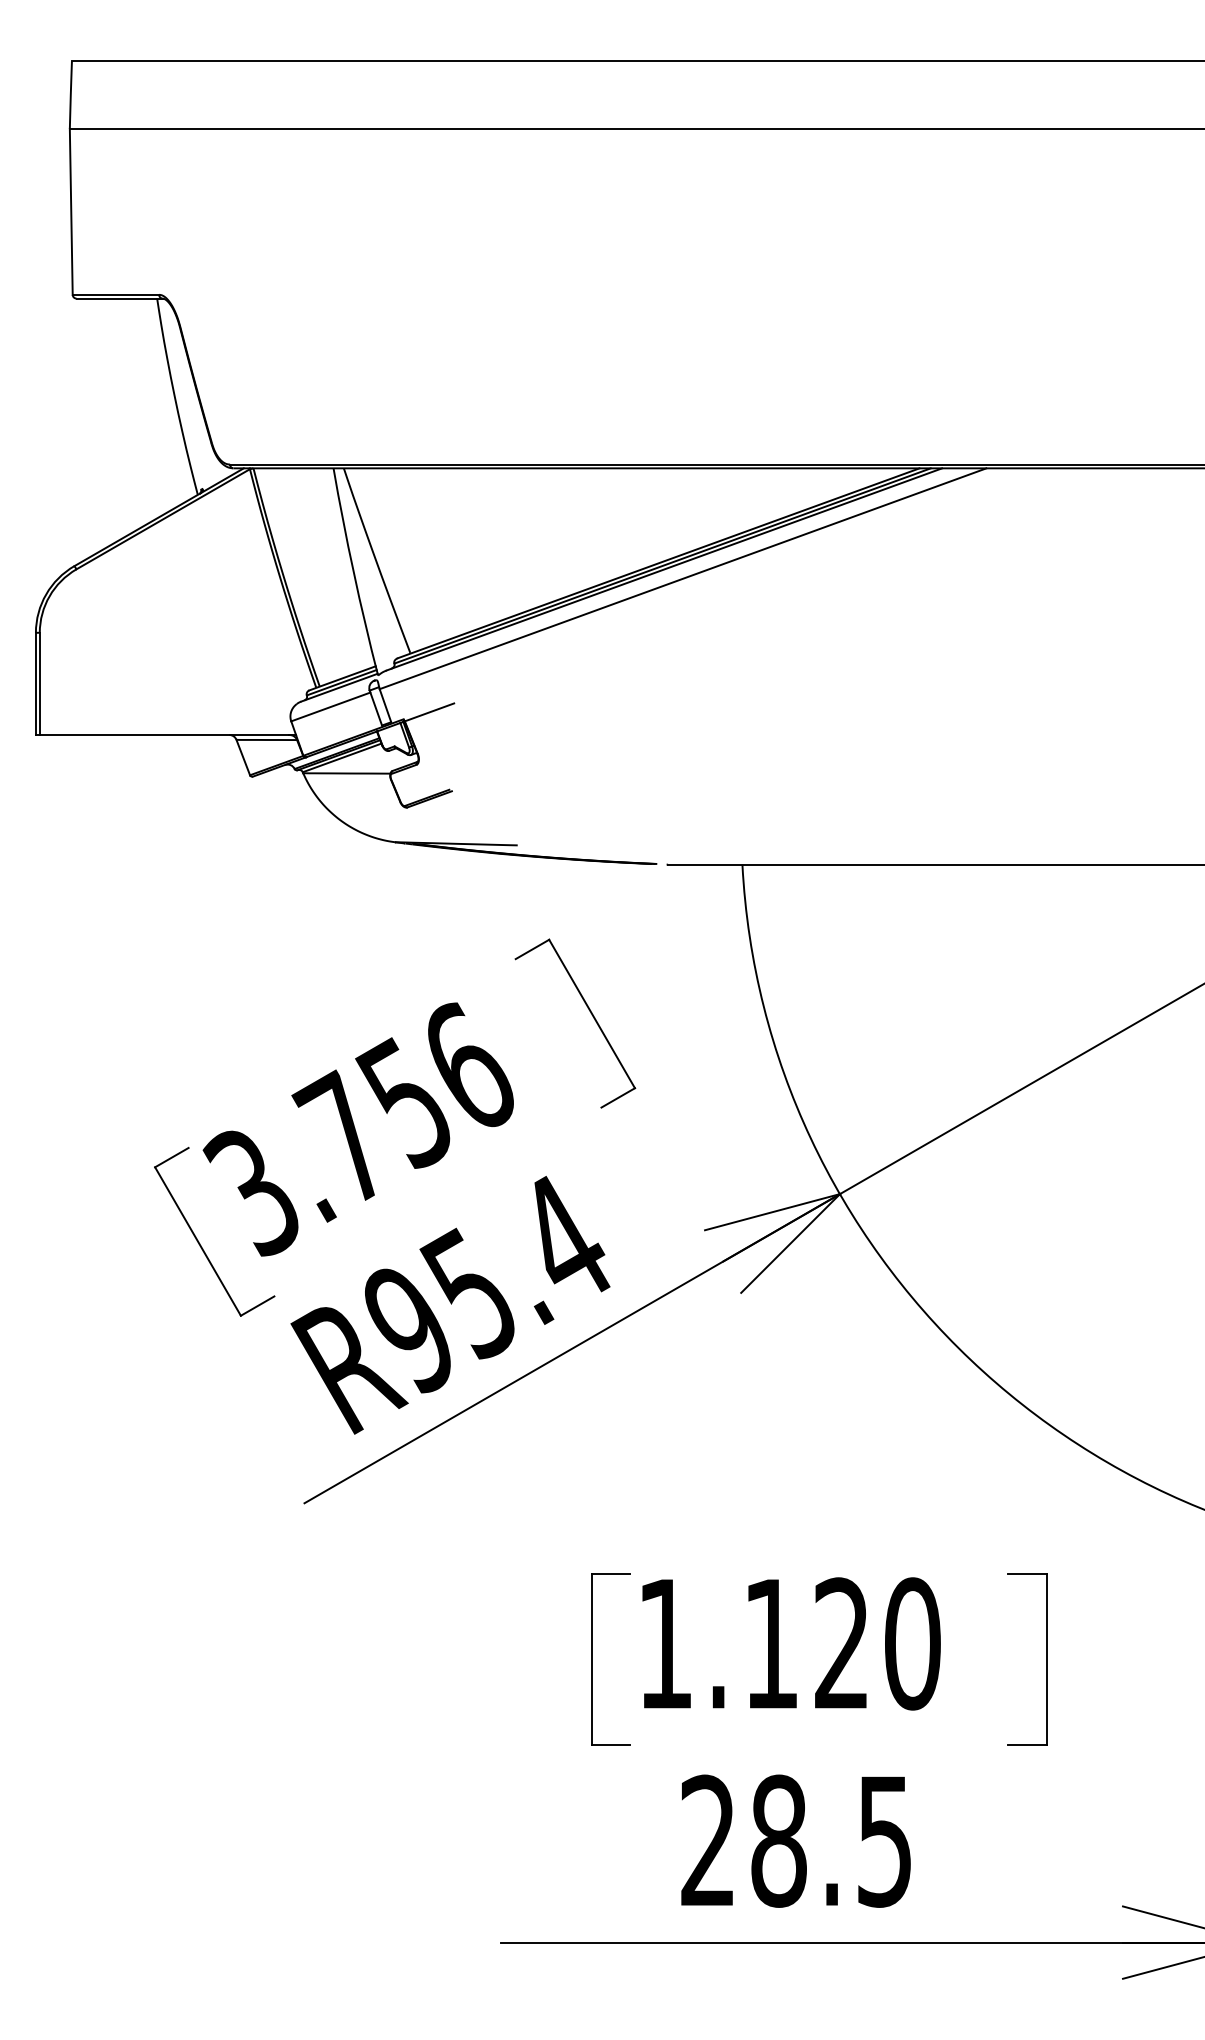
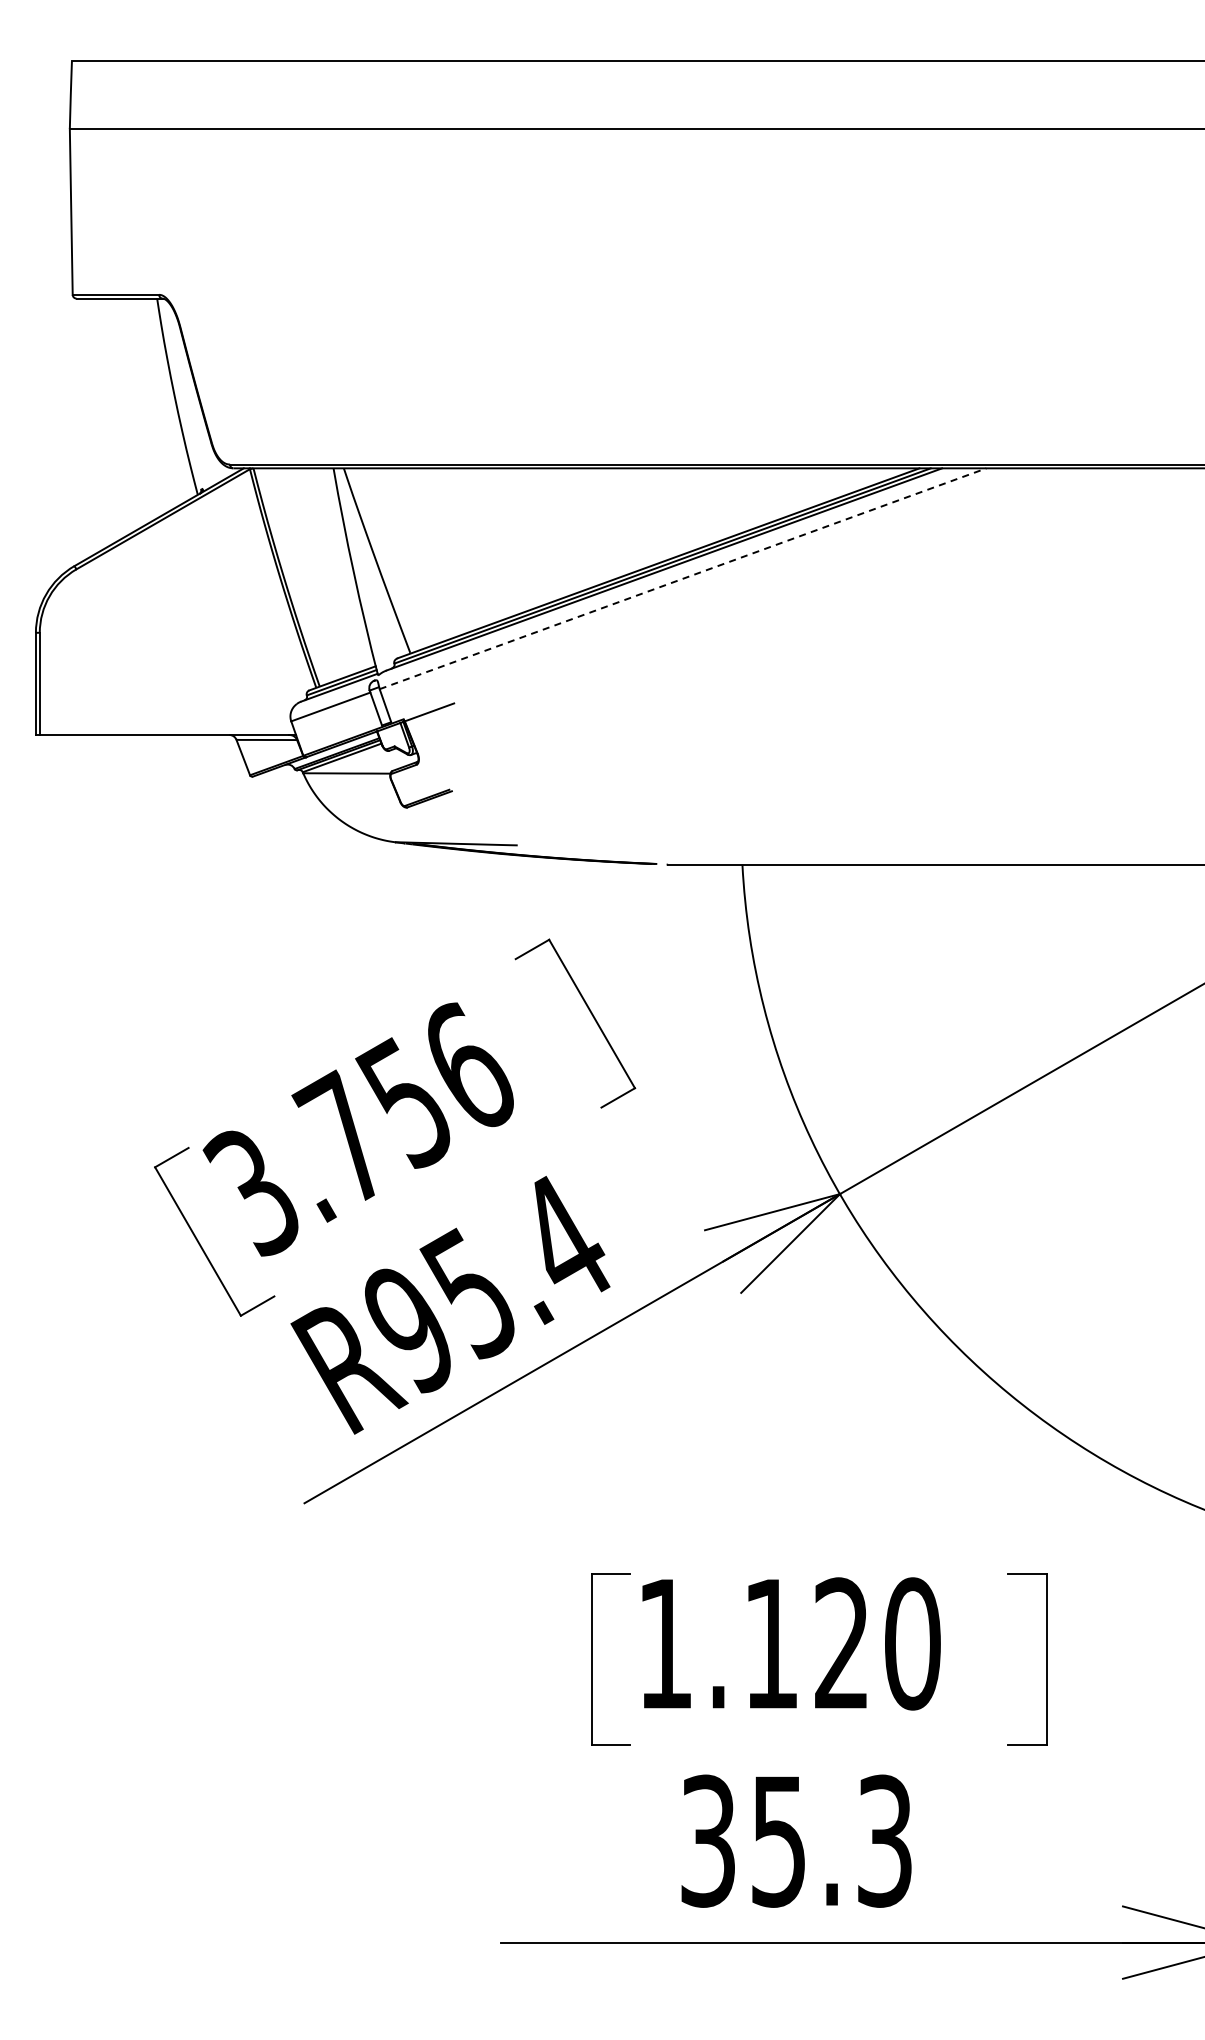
line: solid -> dashed (683, 578)
text: 28.5 -> 35.3 (796, 1840)
